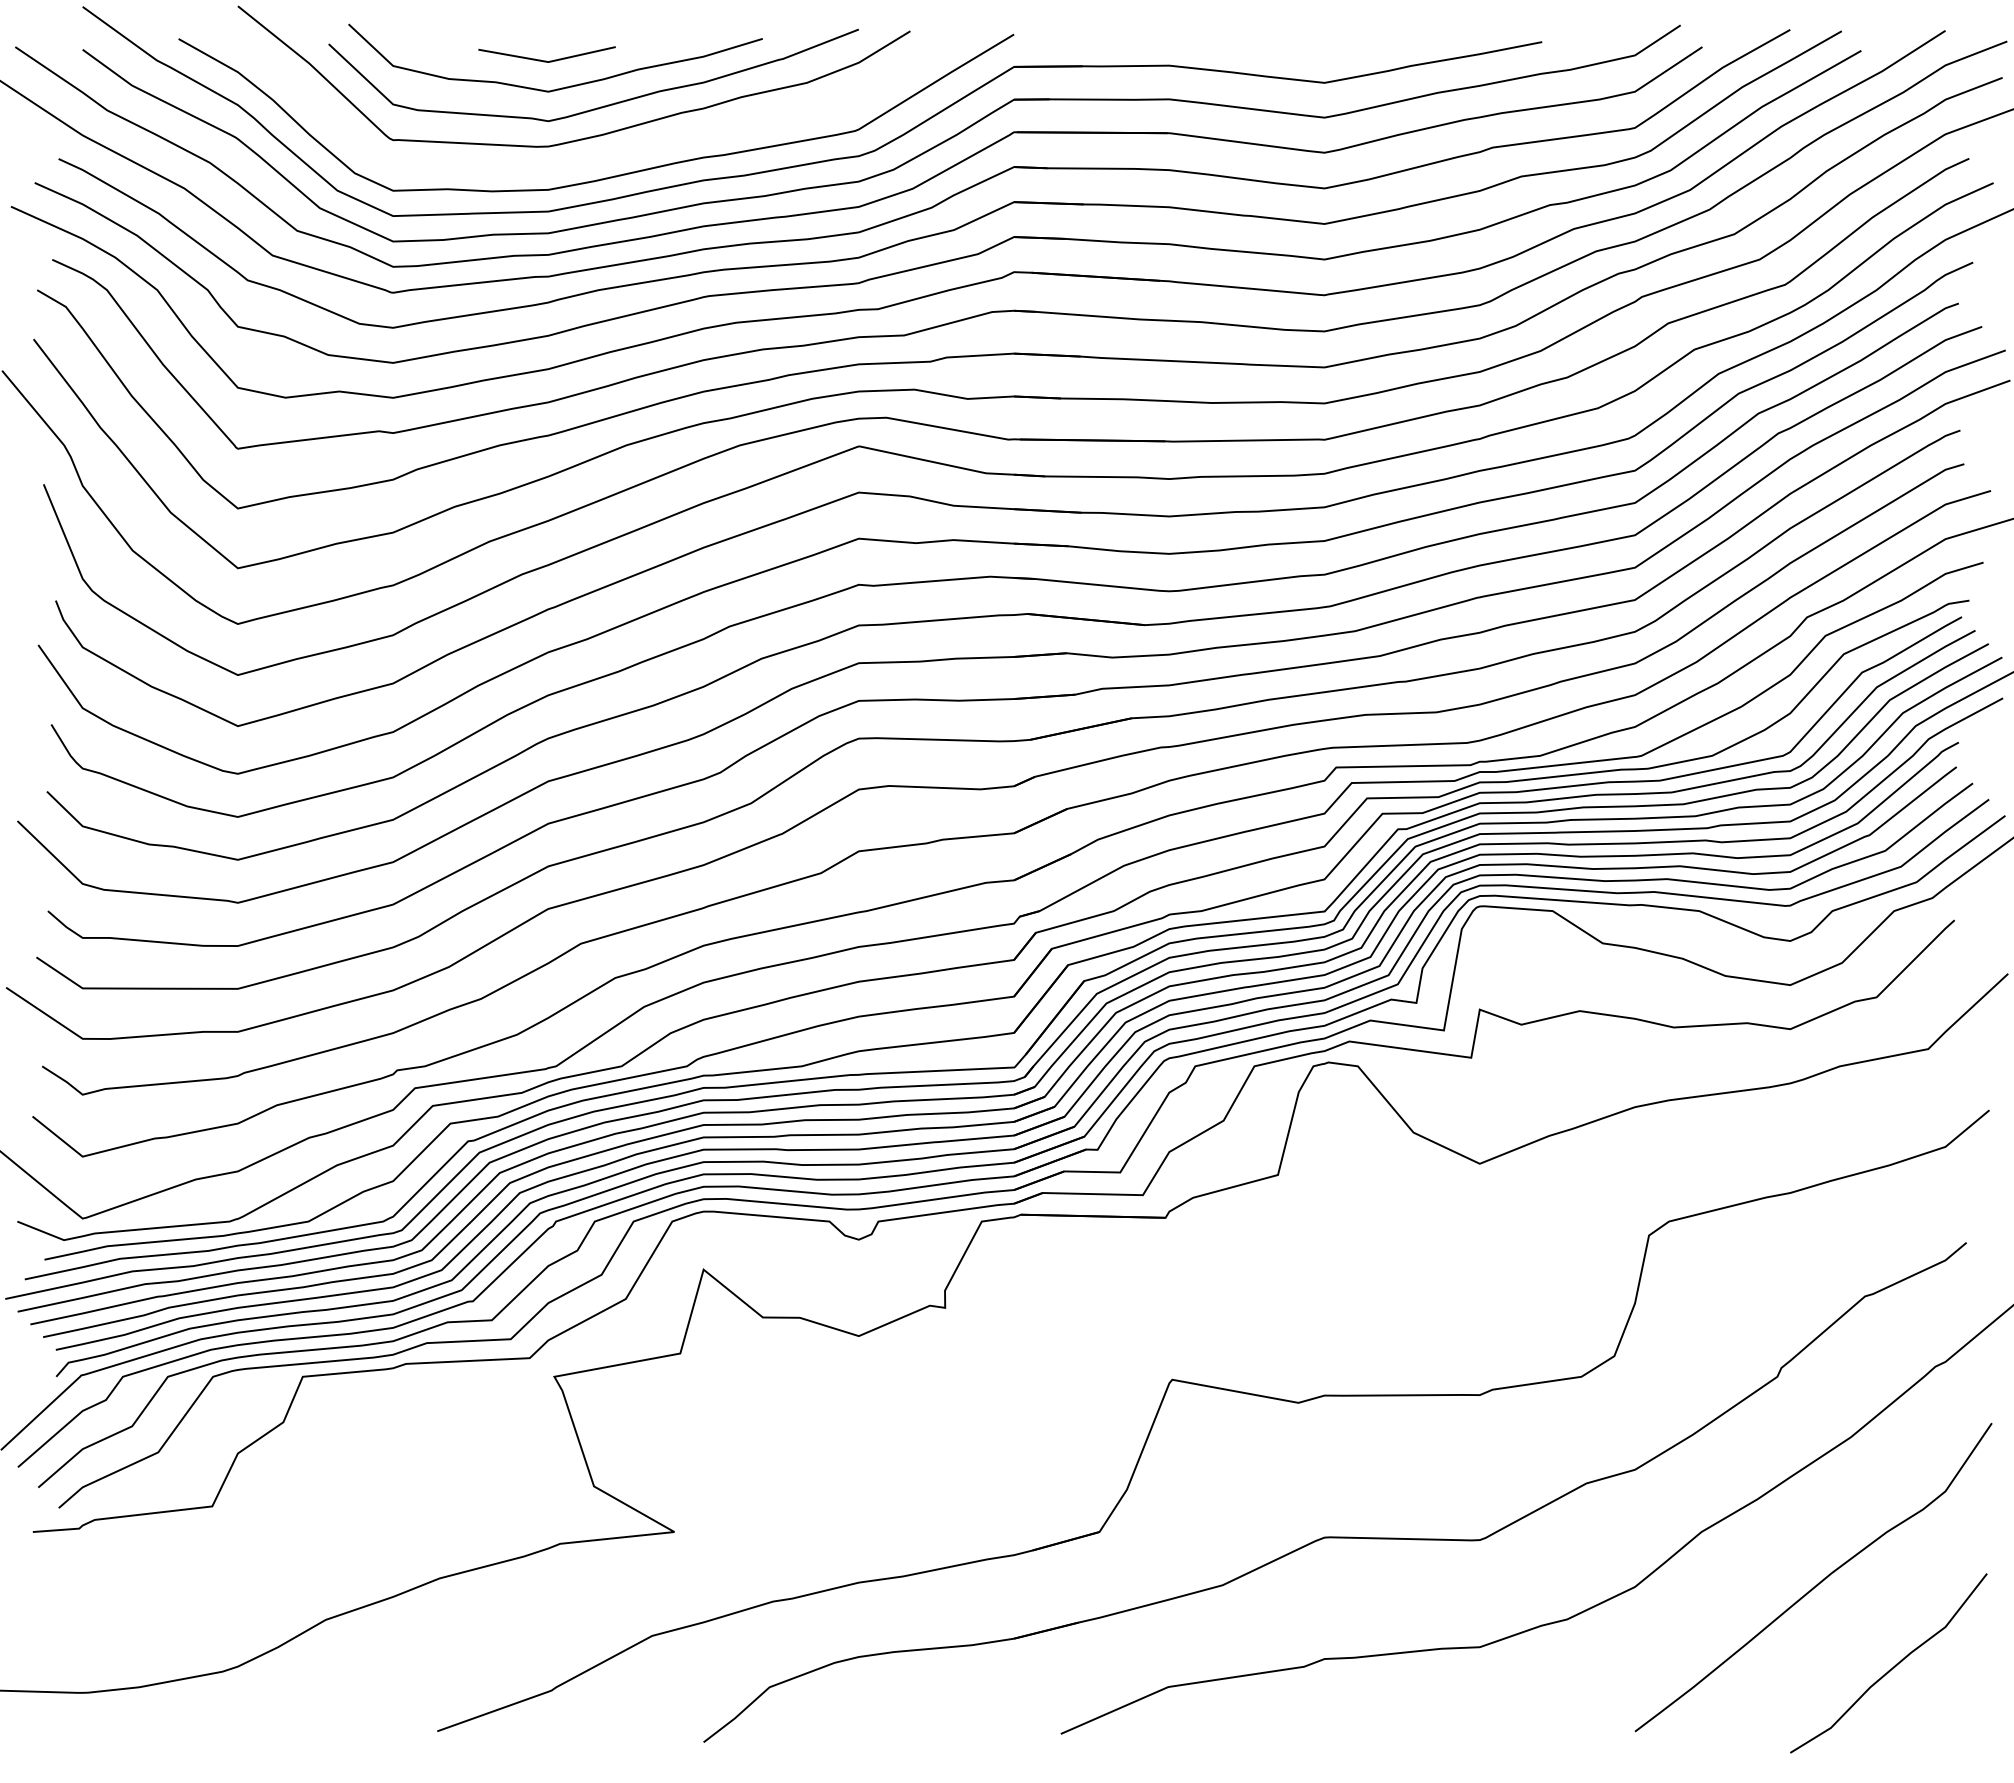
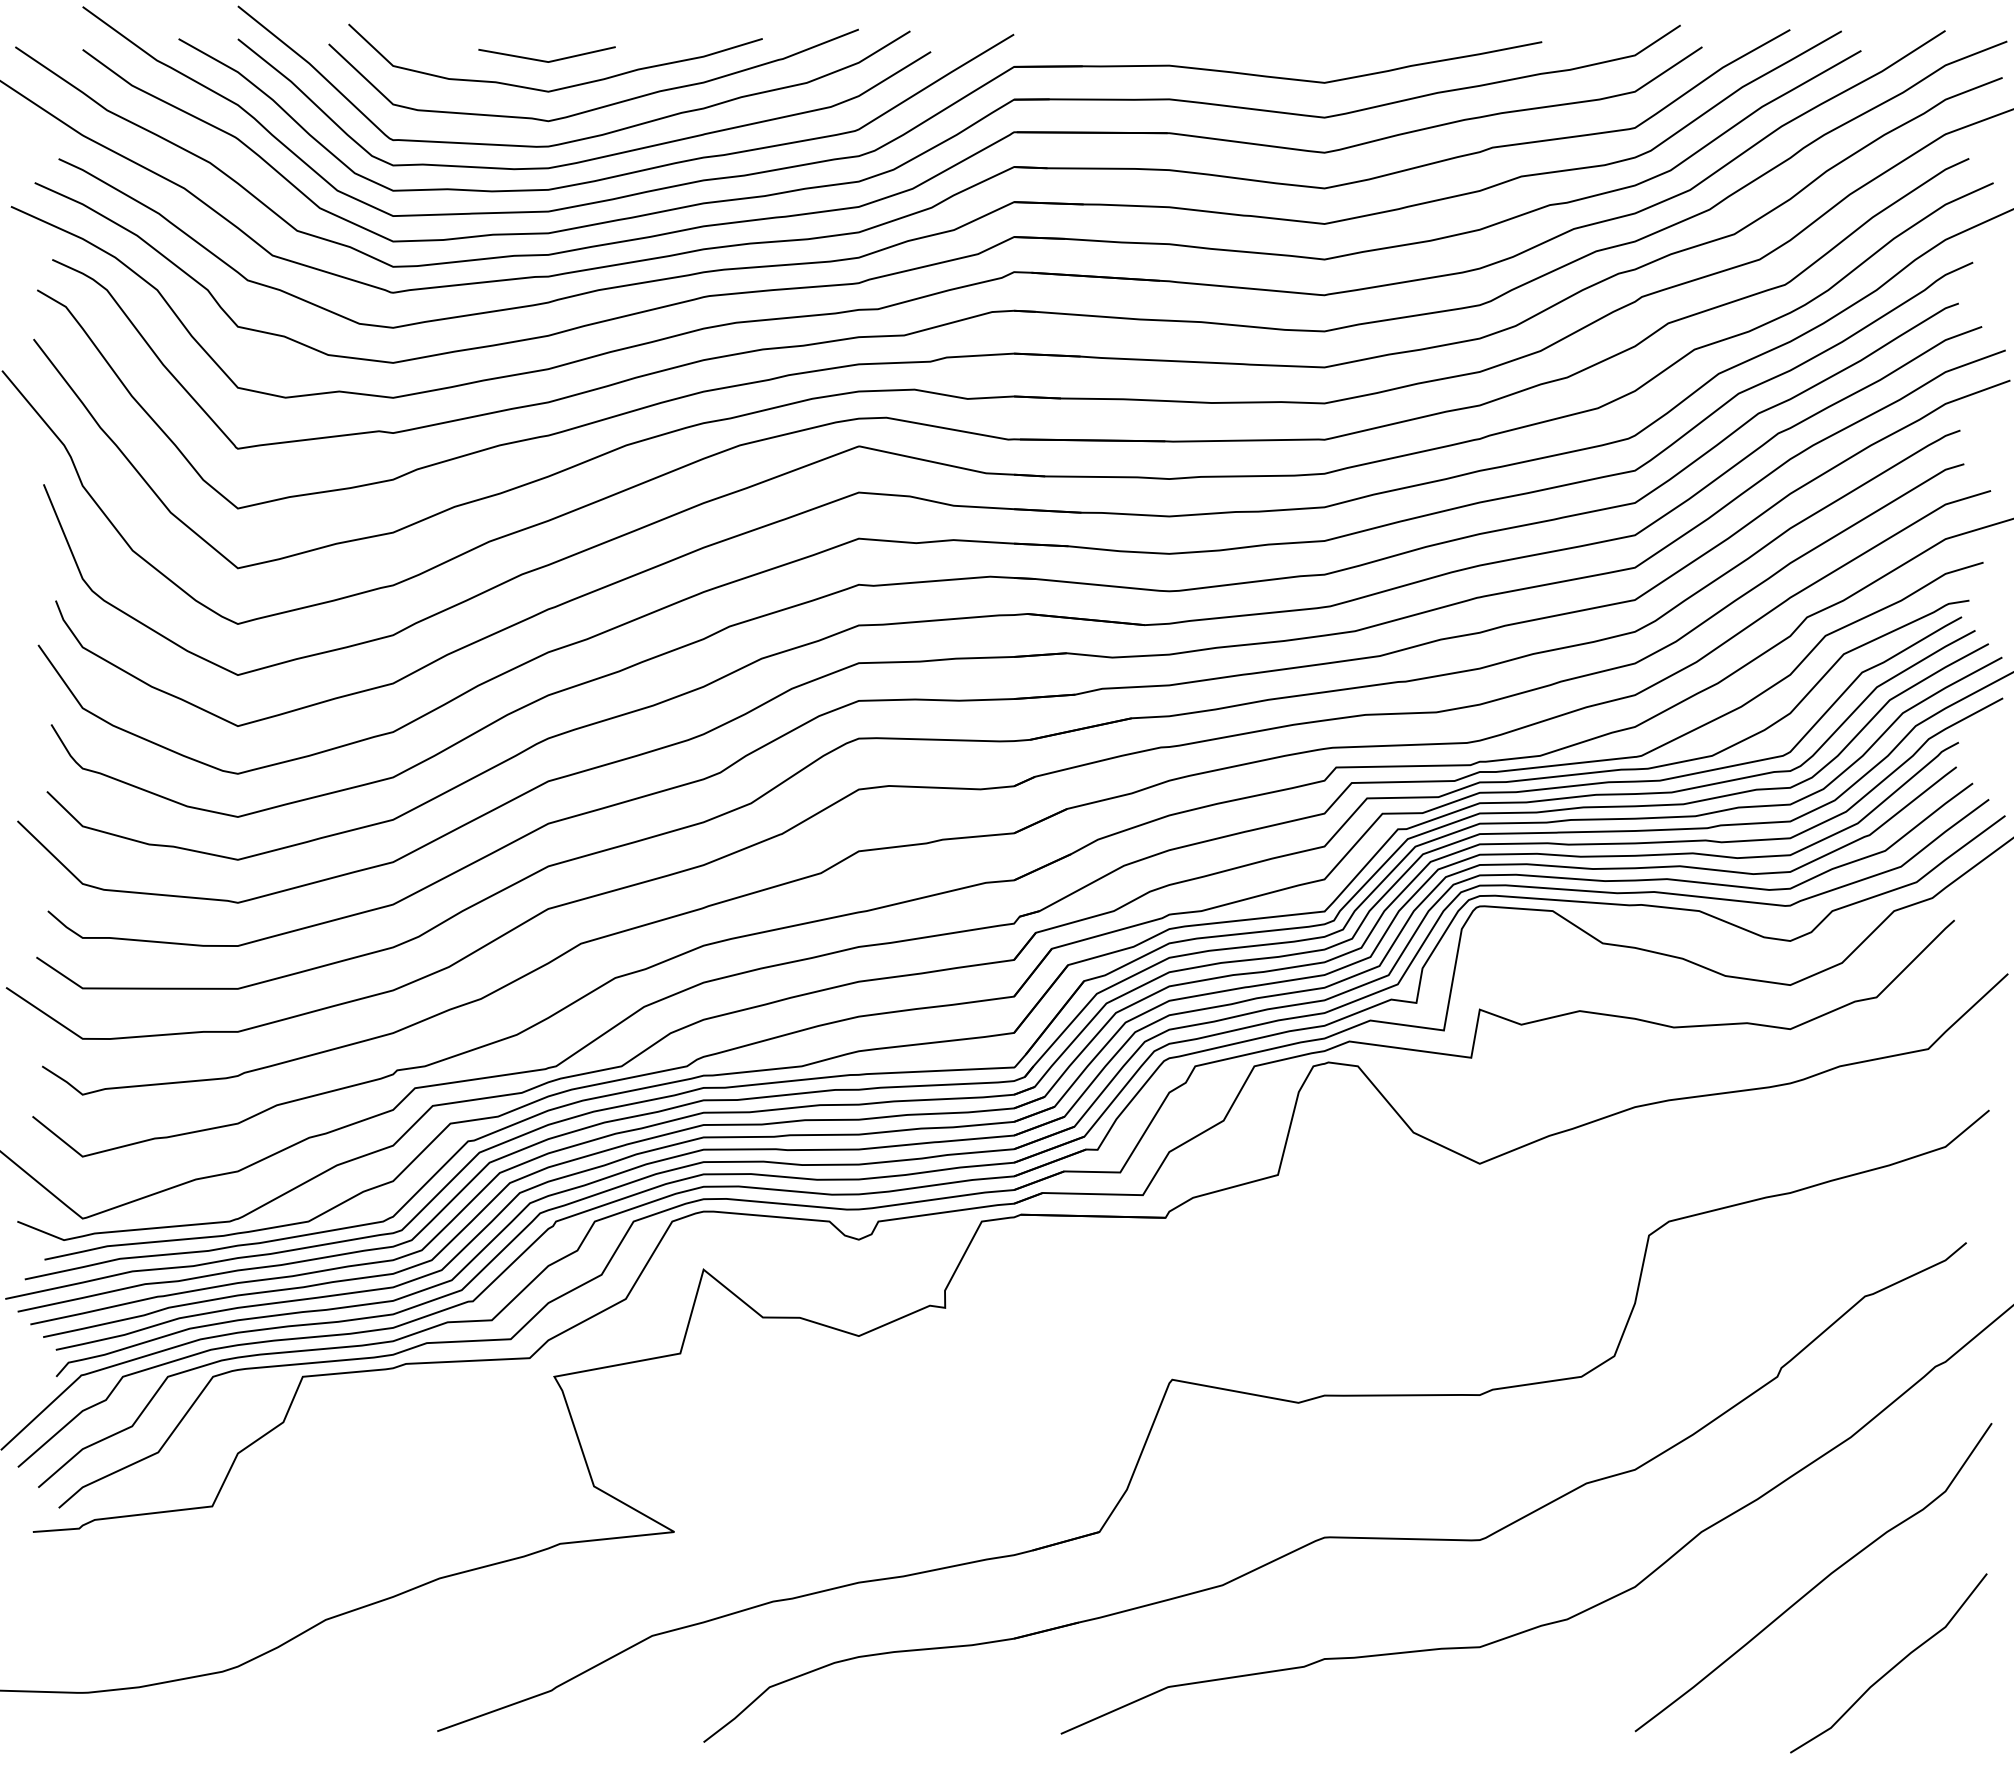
curve: none -> present (595, 157)
